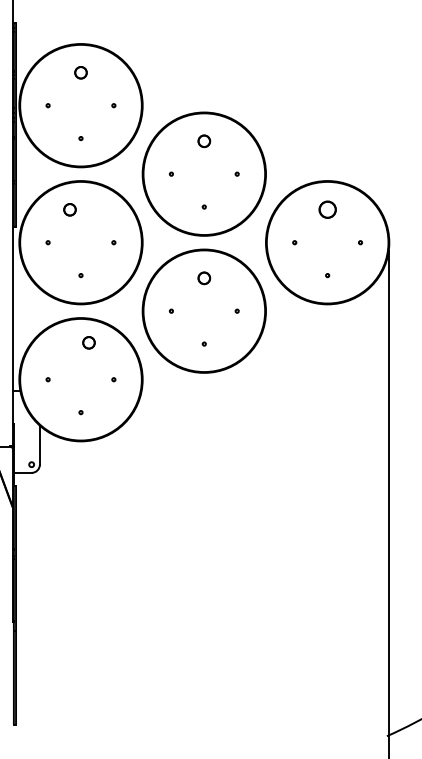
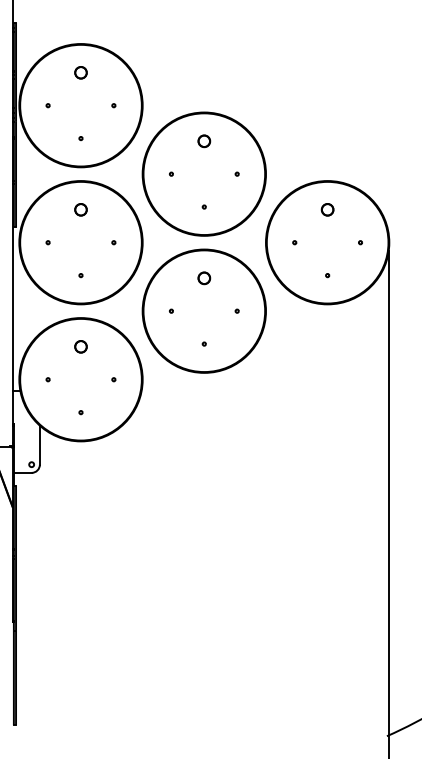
circle position: (69, 209) -> (80, 209) (80, 209)
part size: 19x19 px -> 15x14 px (327, 209)
circle position: (88, 342) -> (80, 346) (80, 346)
